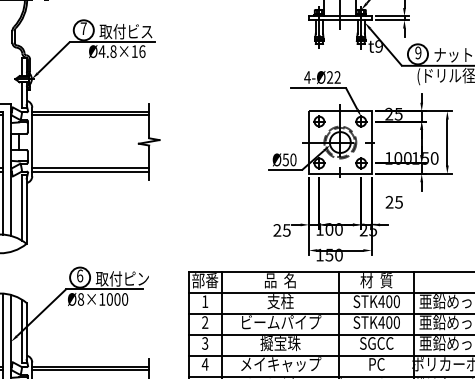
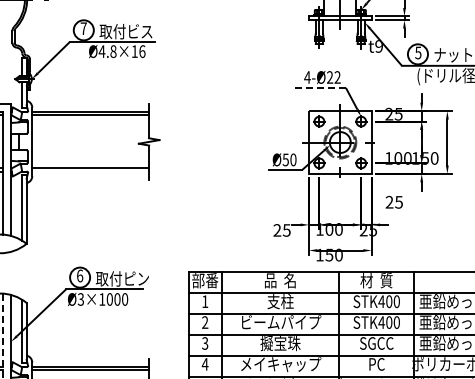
text: 9 -> 5 (418, 52)
line: solid -> dashed (318, 87)
line: present -> none (90, 171)
text: Ø8×1000 -> Ø3×1000 (80, 299)
line: solid -> dashed (2, 336)
